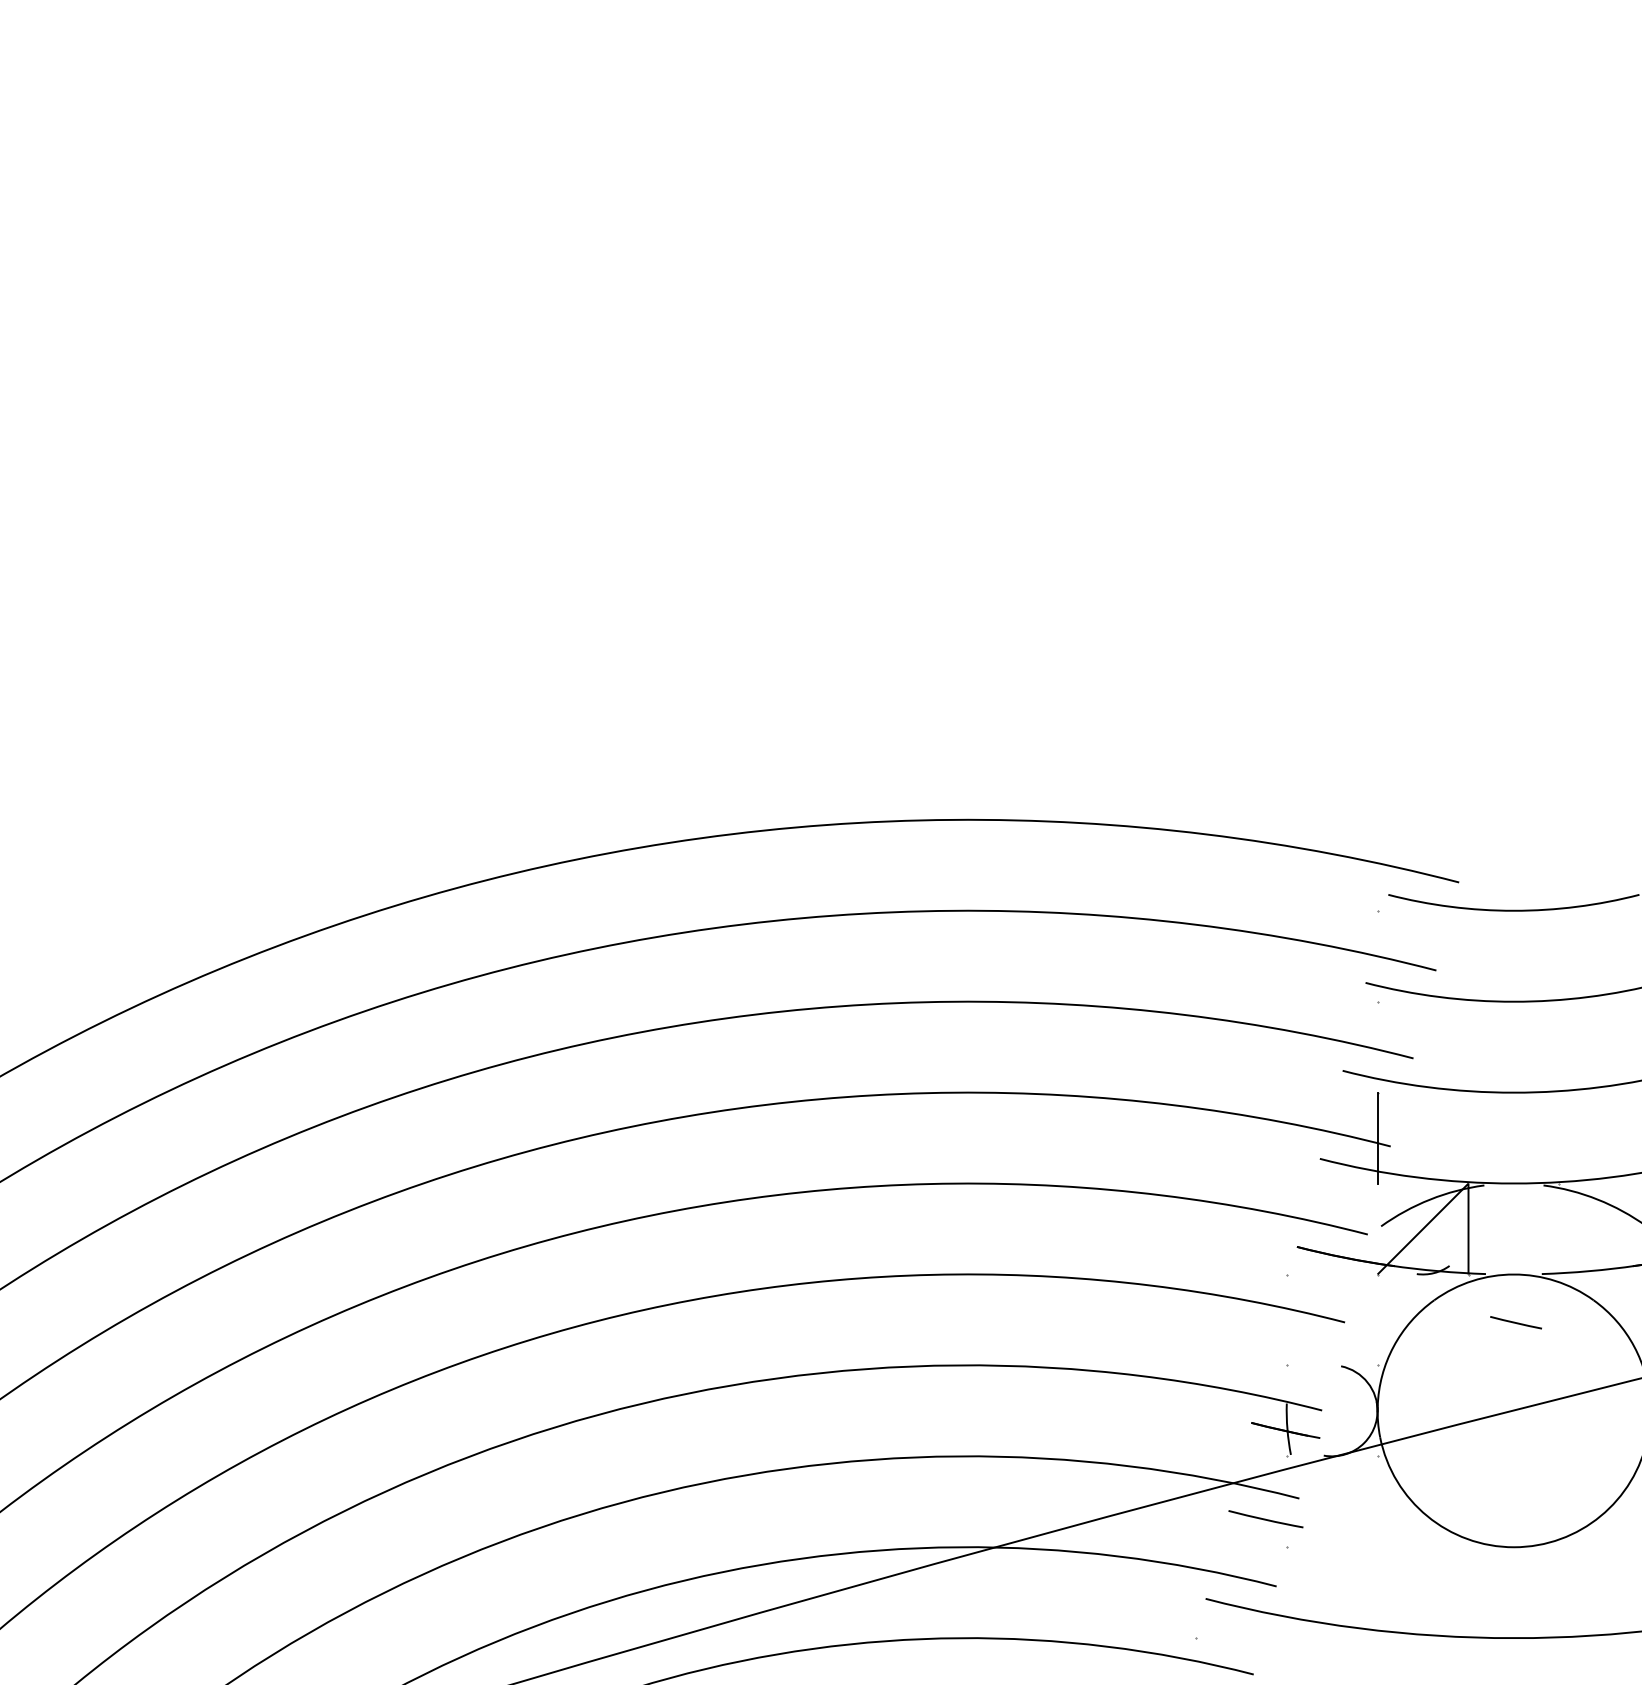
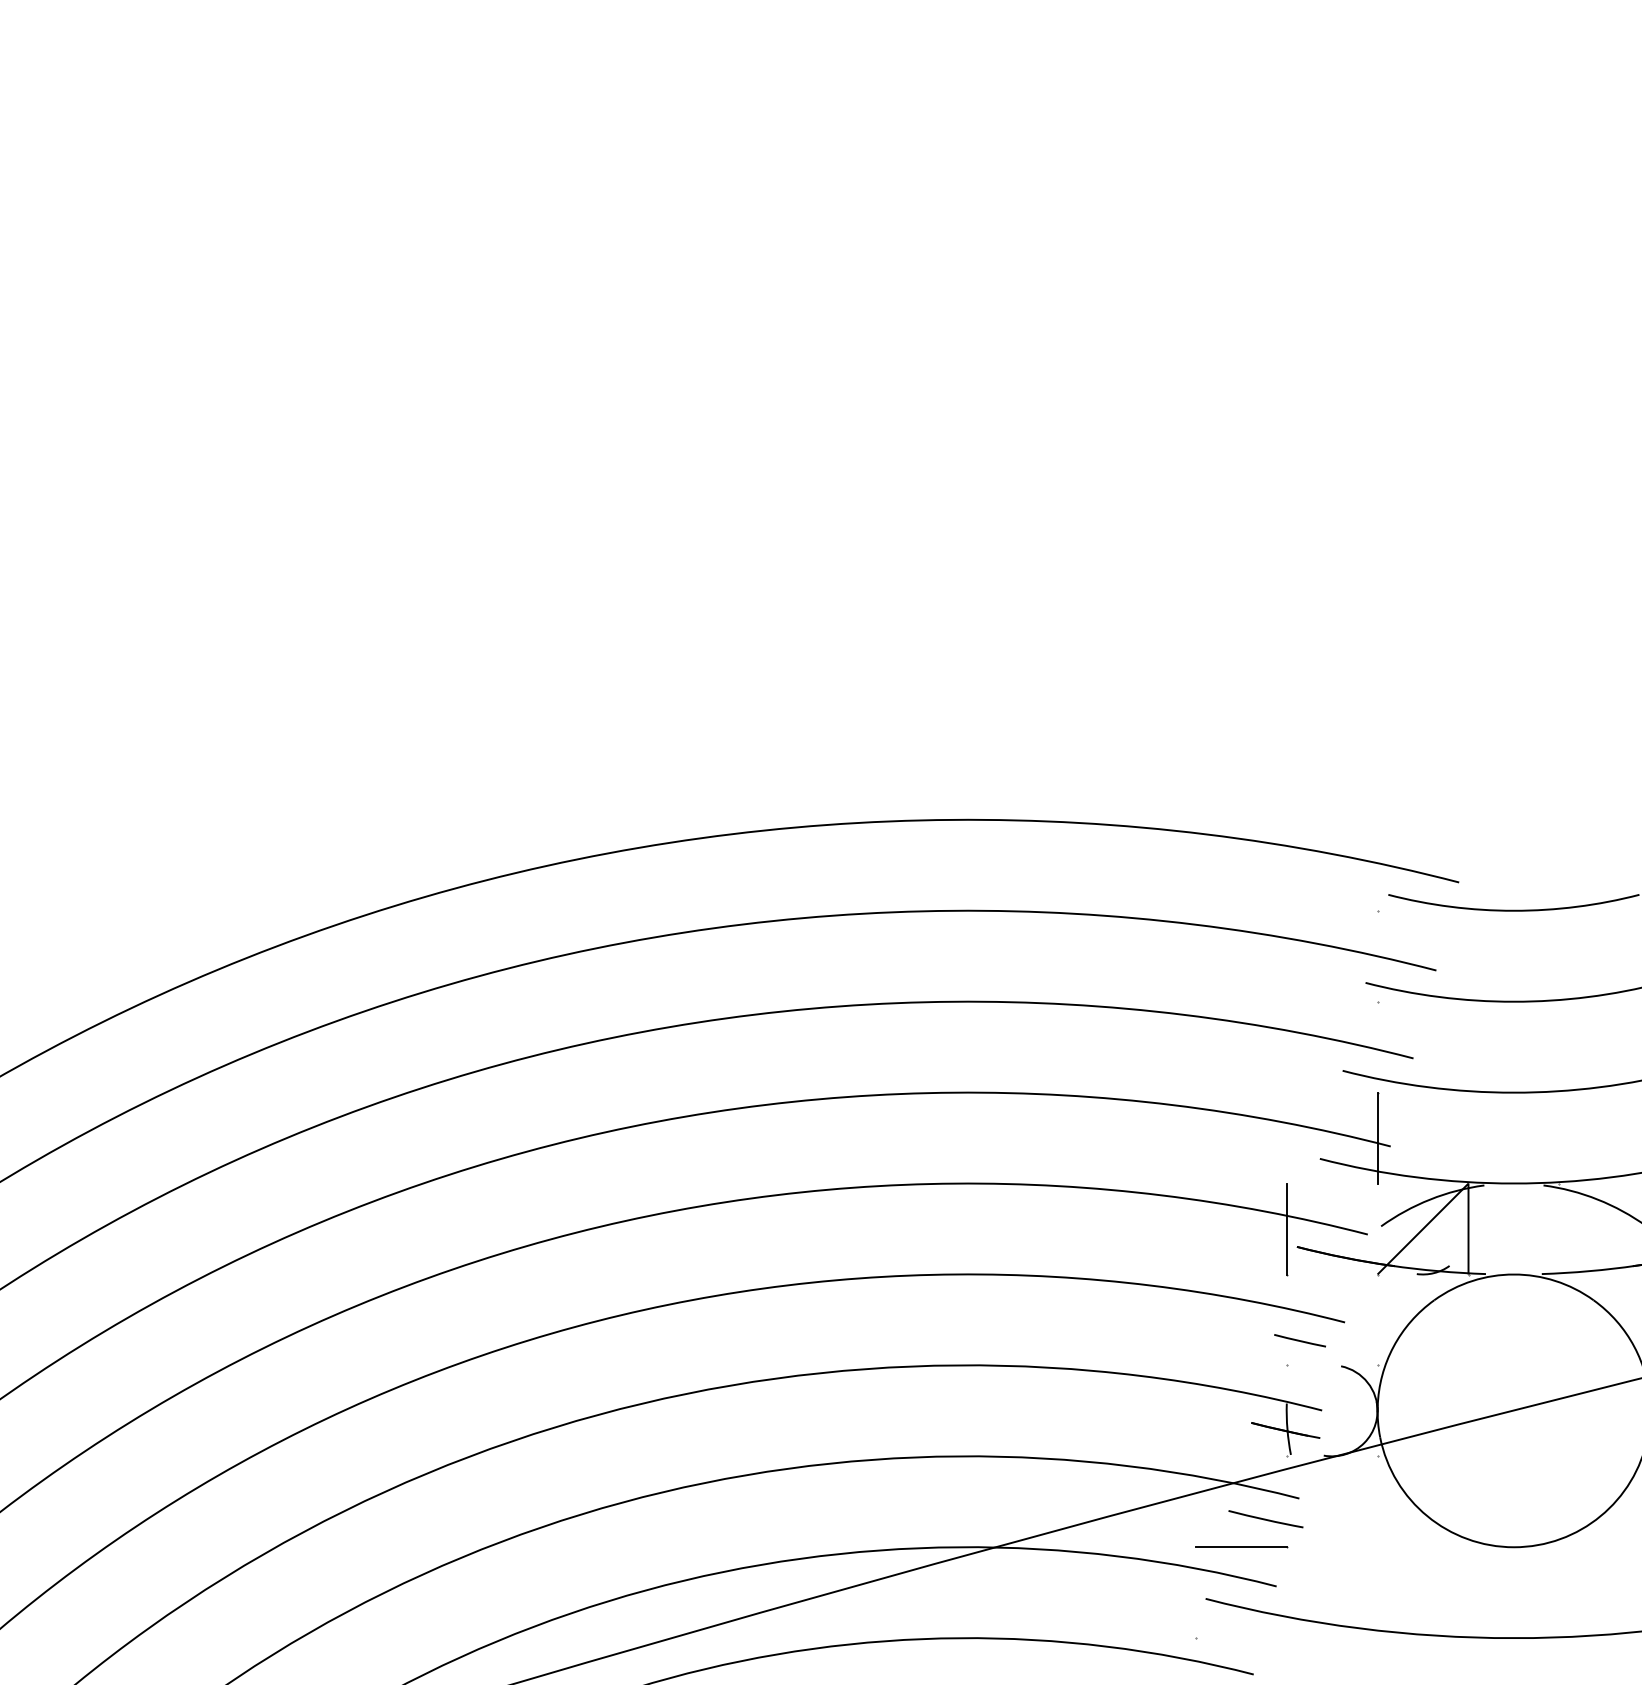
line: none -> present (1286, 1228)
line position: (1515, 1322) -> (1299, 1340) (1299, 1340)
line: none -> present (1240, 1547)
